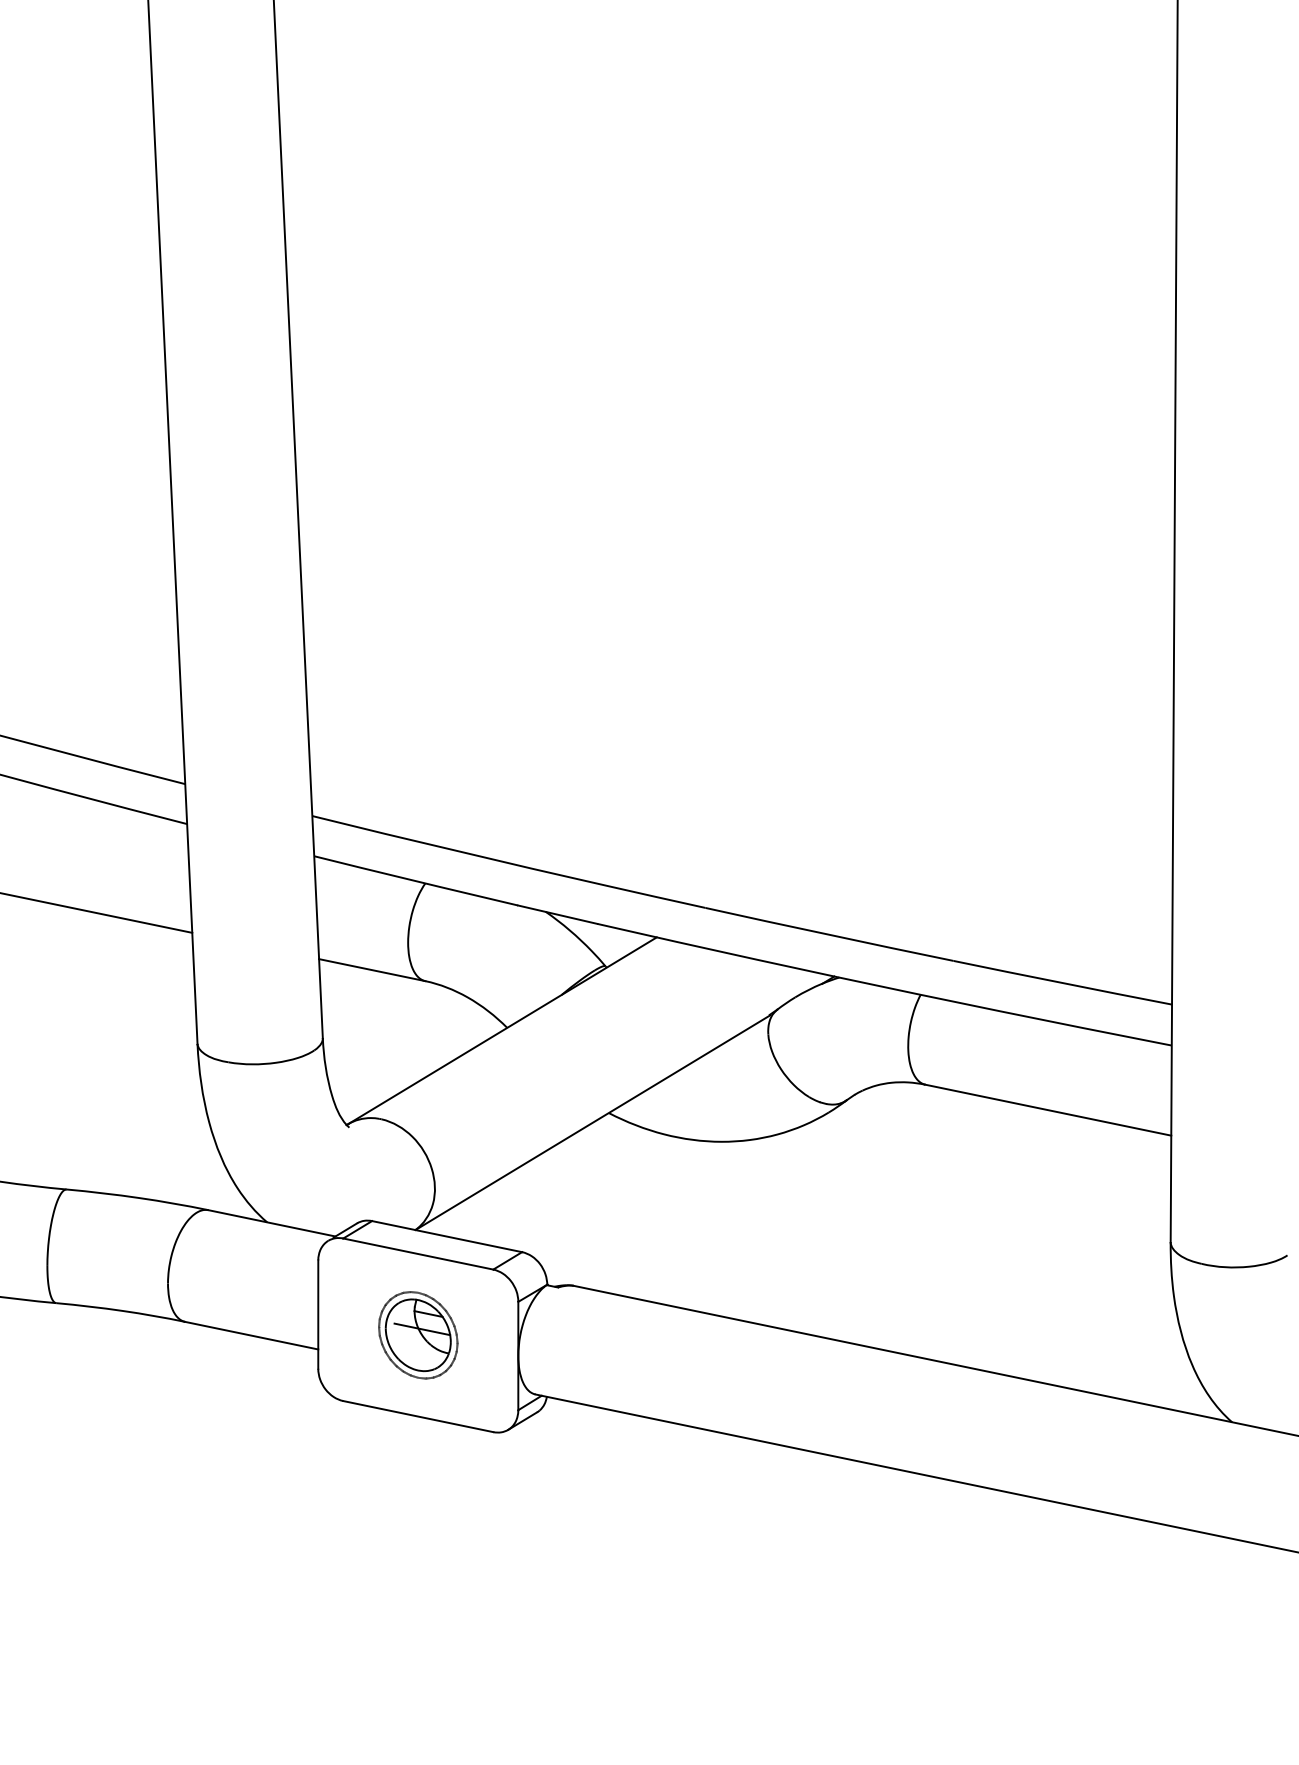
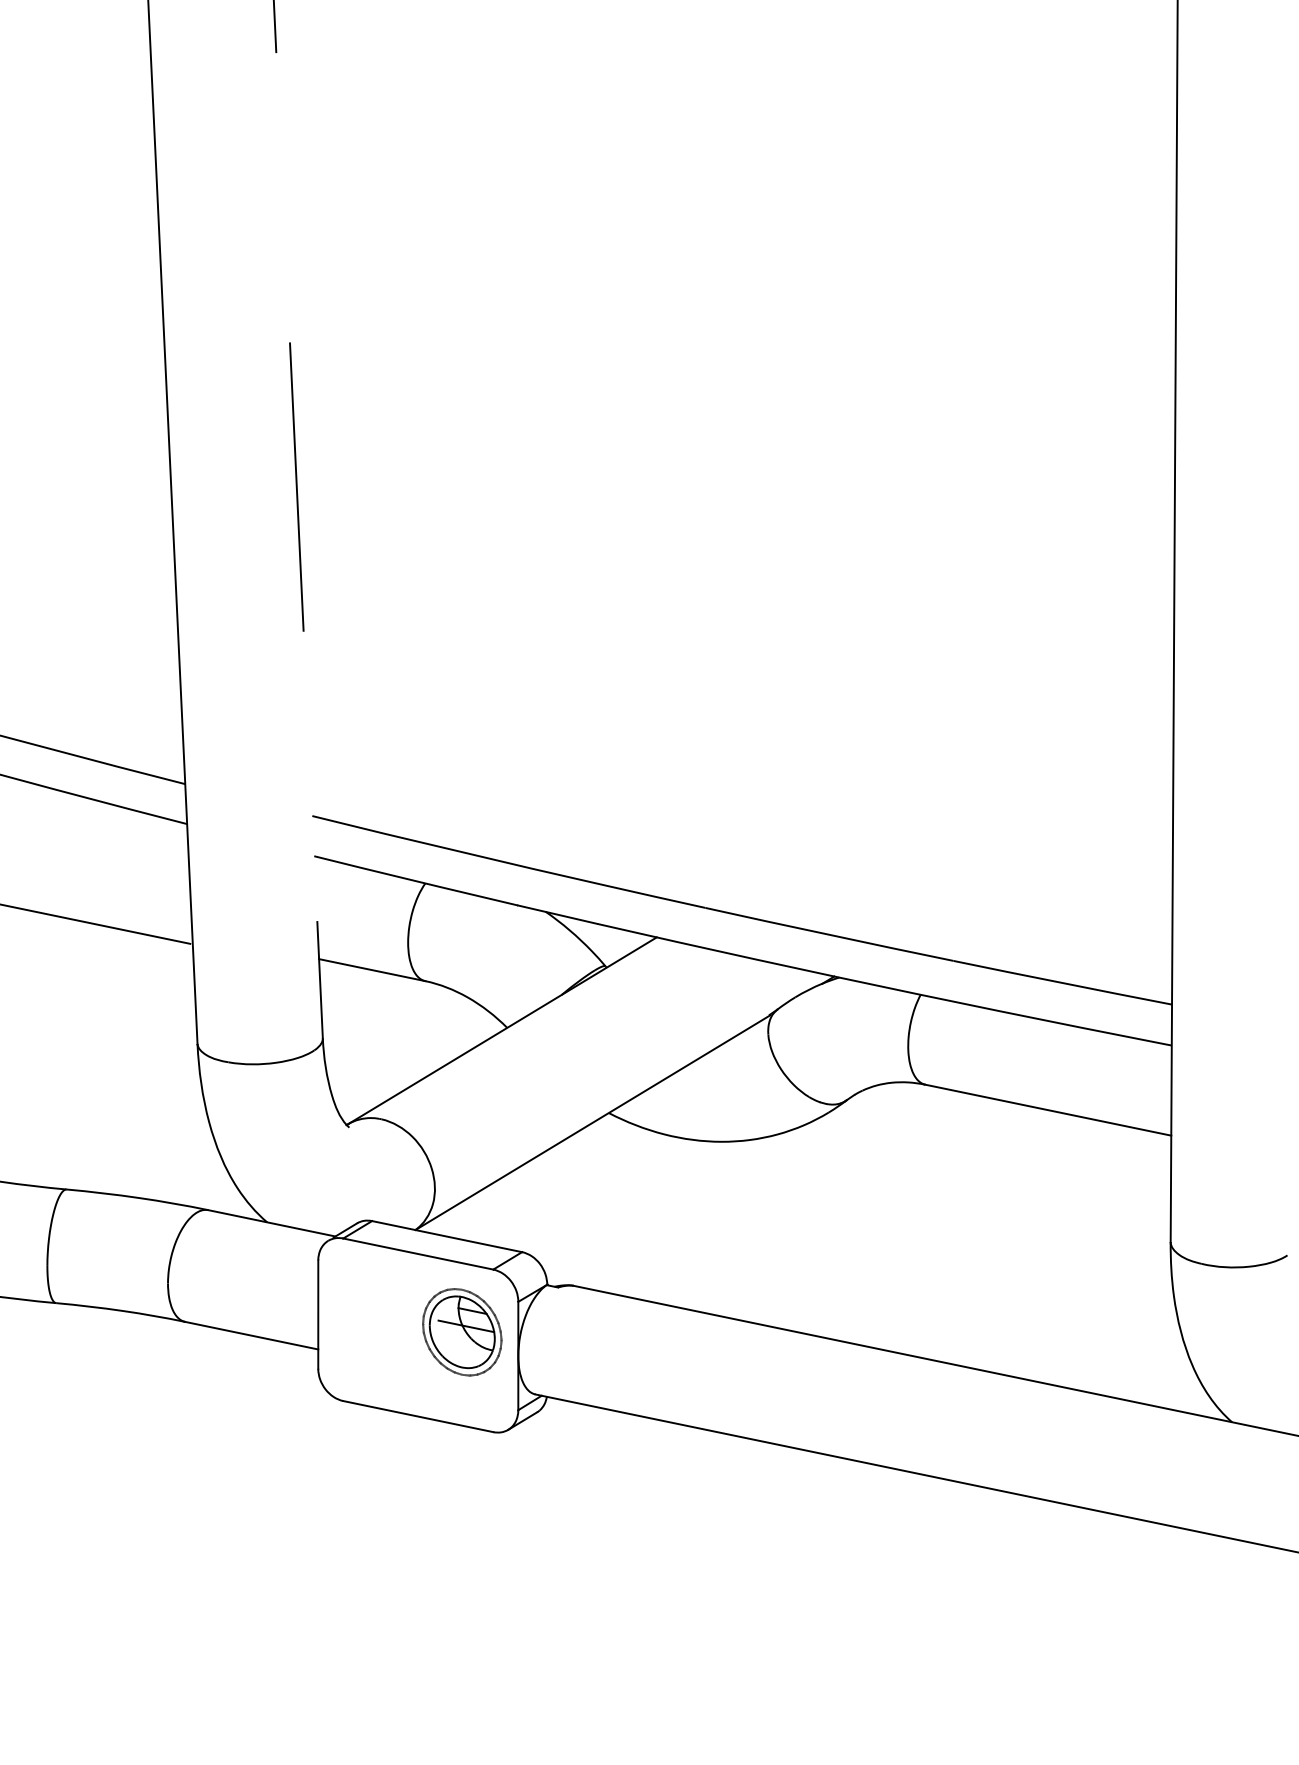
line: solid -> dashed (298, 519)
line position: (97, 912) -> (96, 923) (96, 923)
part position: (418, 1335) -> (462, 1332) (462, 1332)
